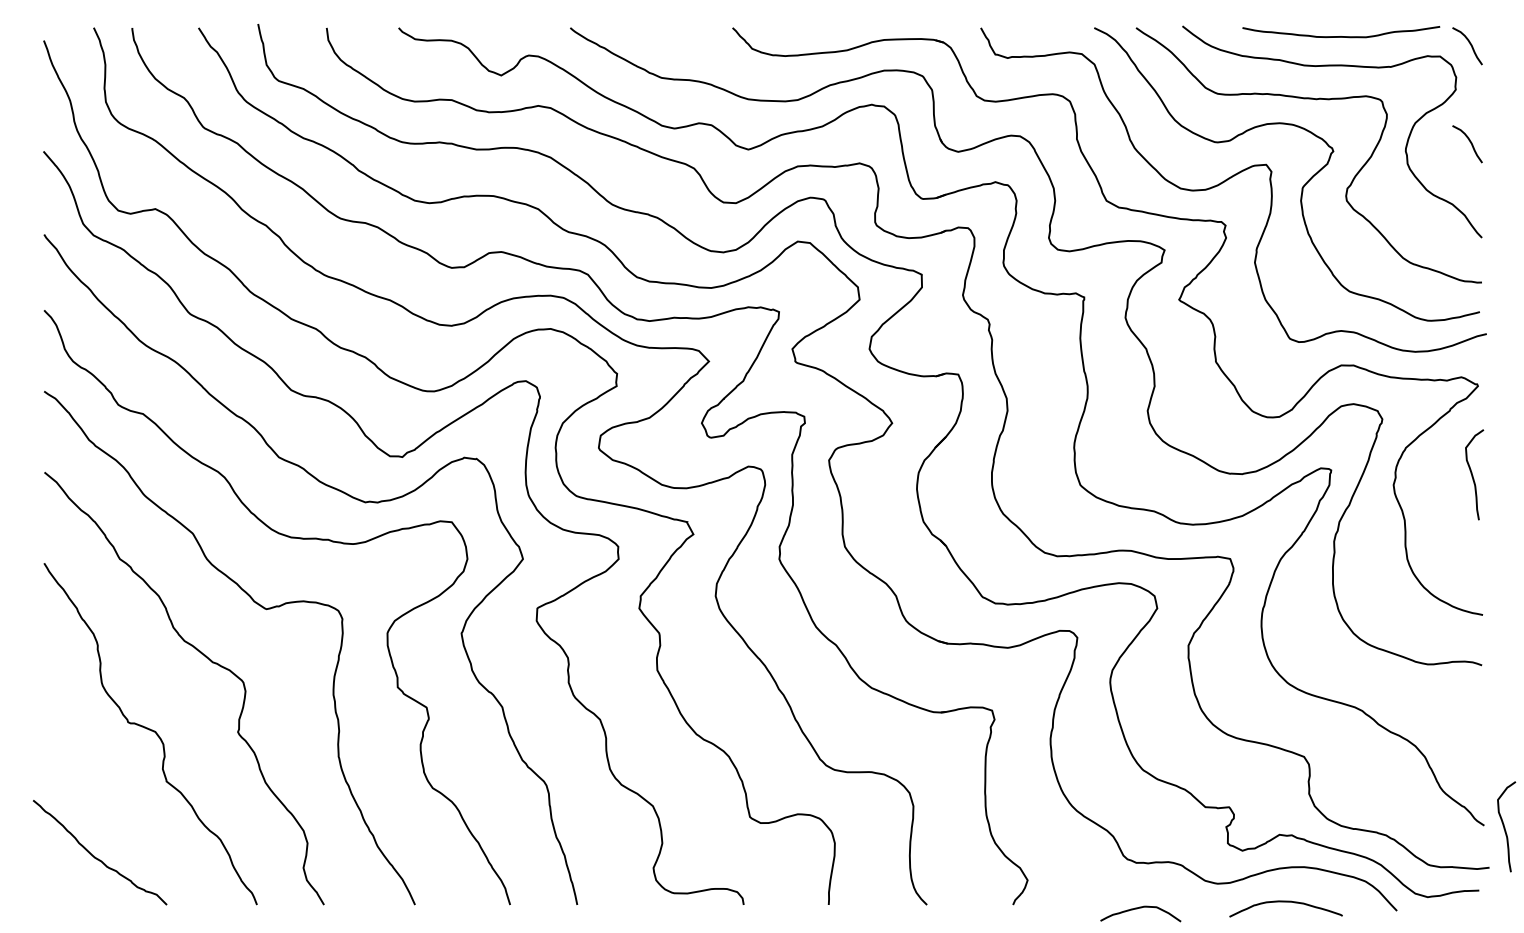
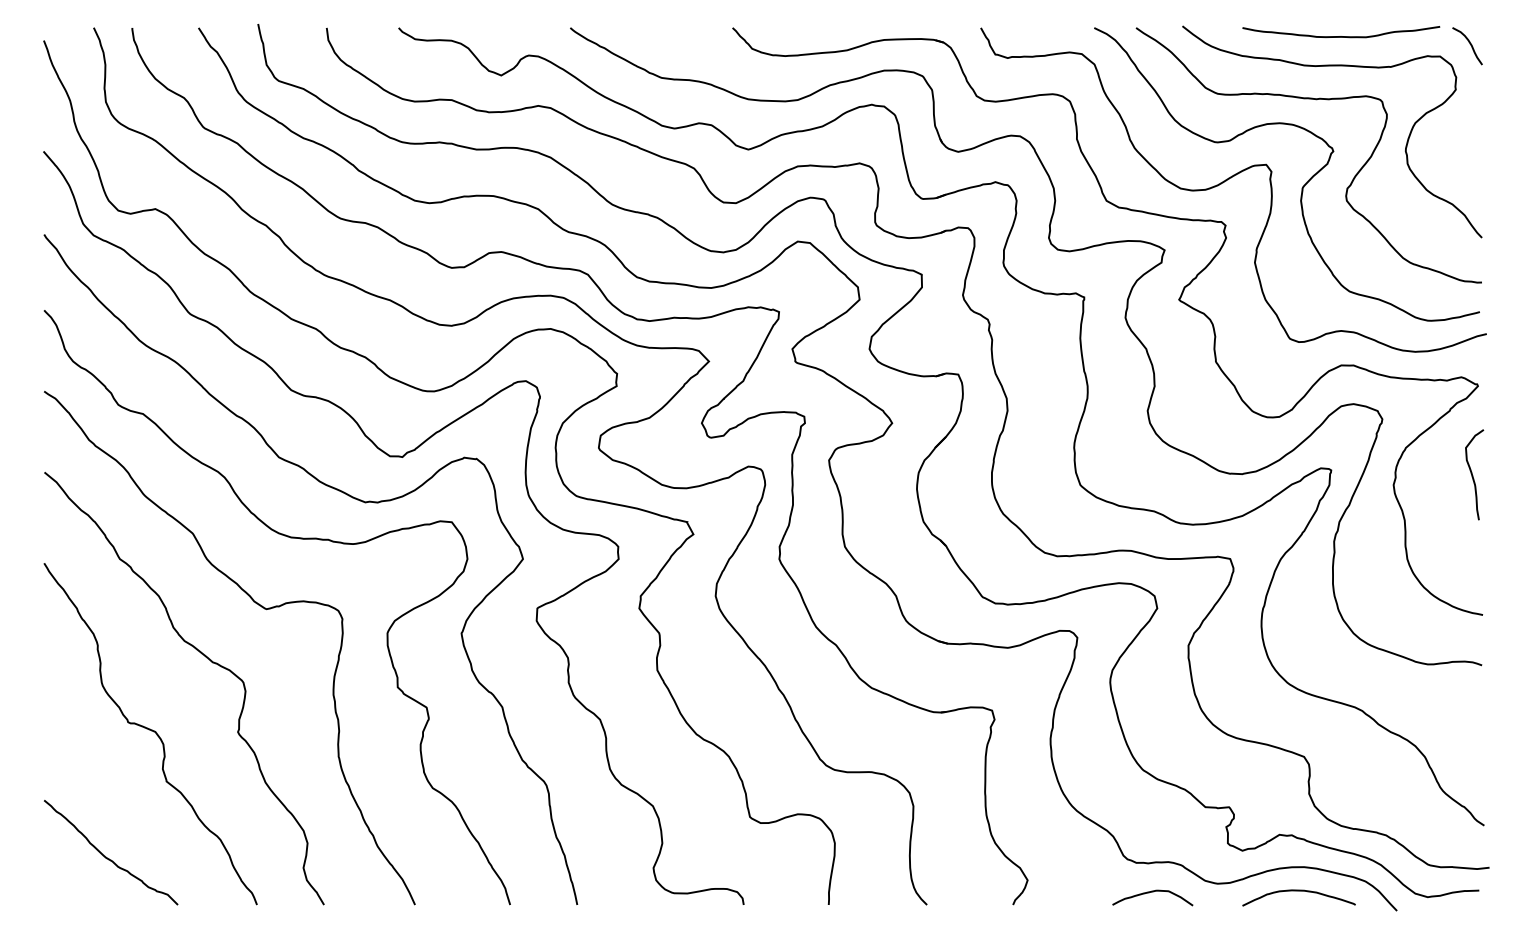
curve: present -> none (1469, 142)
curve: present -> none (1505, 827)
curve position: (98, 858) -> (109, 858) (109, 858)
curve position: (1285, 902) -> (1298, 891) (1298, 891)
curve position: (1140, 908) -> (1152, 892) (1152, 892)
